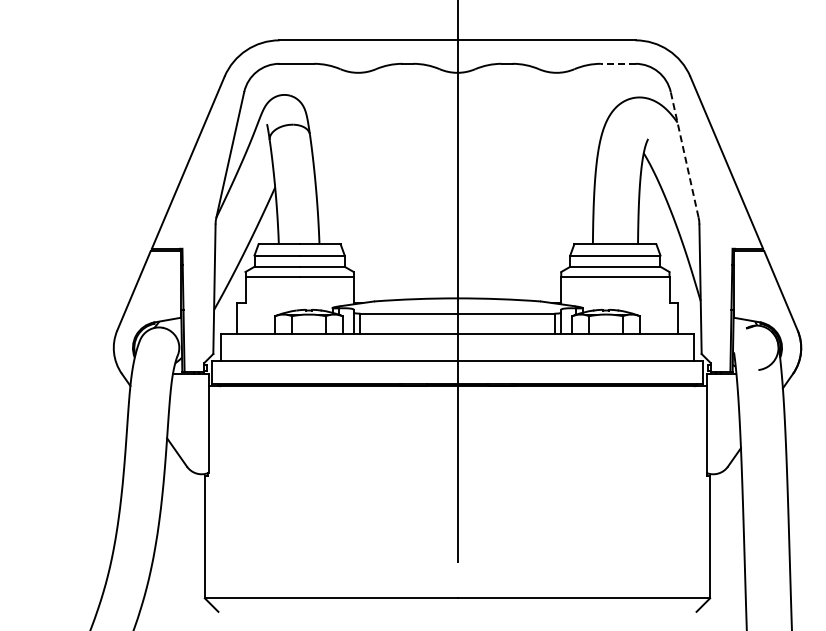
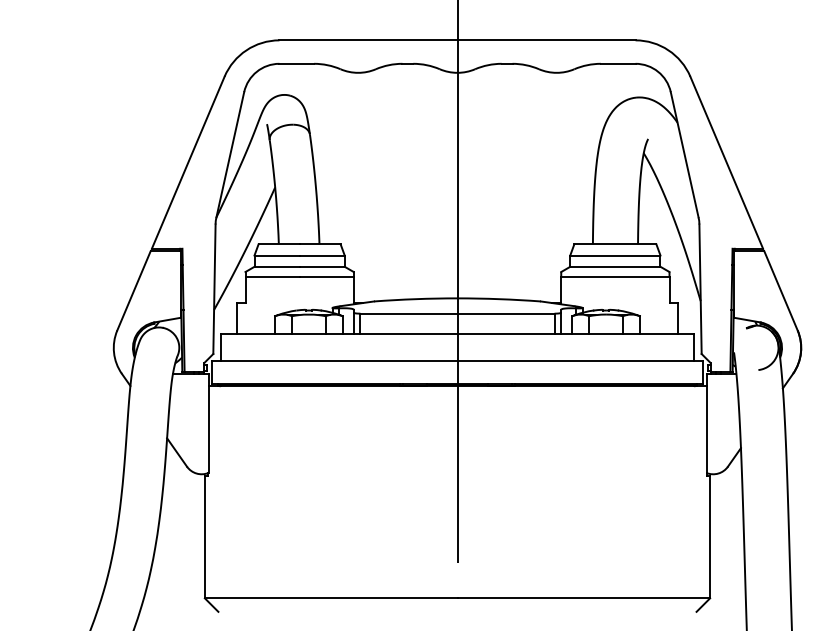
line: dashed -> solid (617, 63)
line: dashed -> solid (684, 154)
